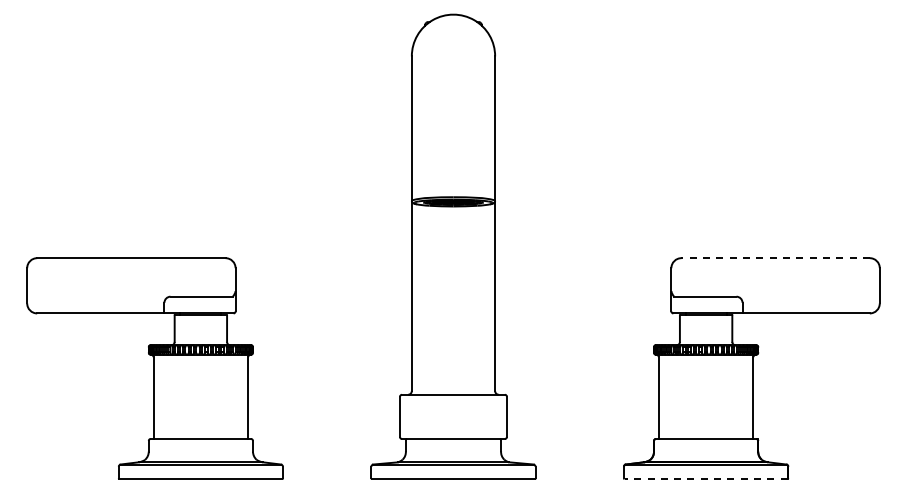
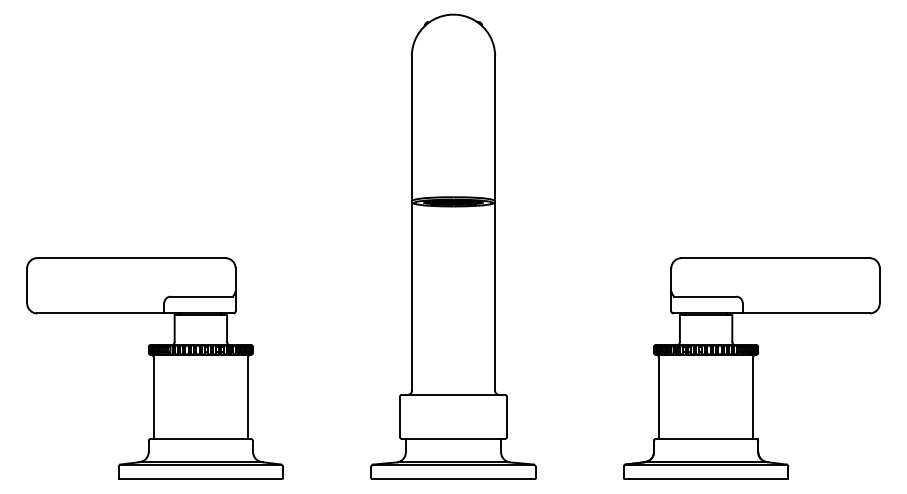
line: dashed -> solid (775, 258)
line: dashed -> solid (706, 478)
